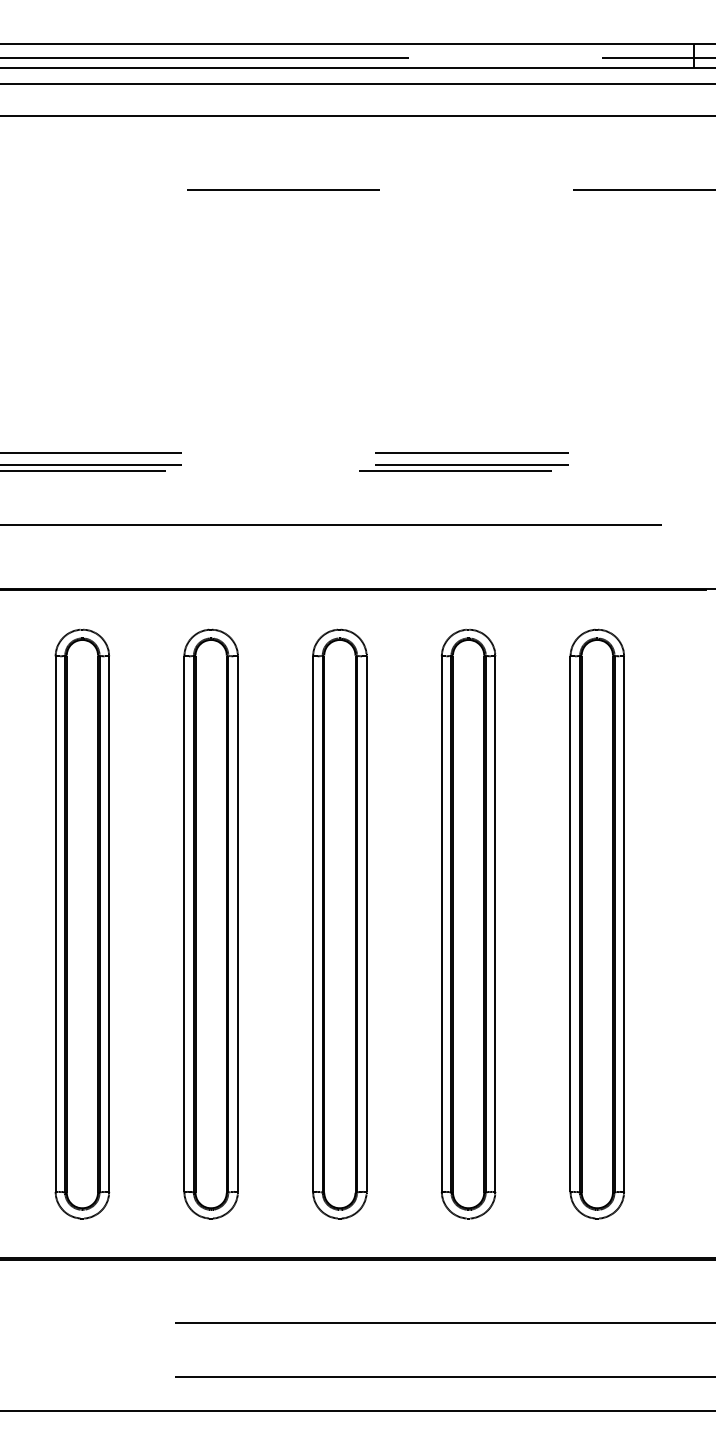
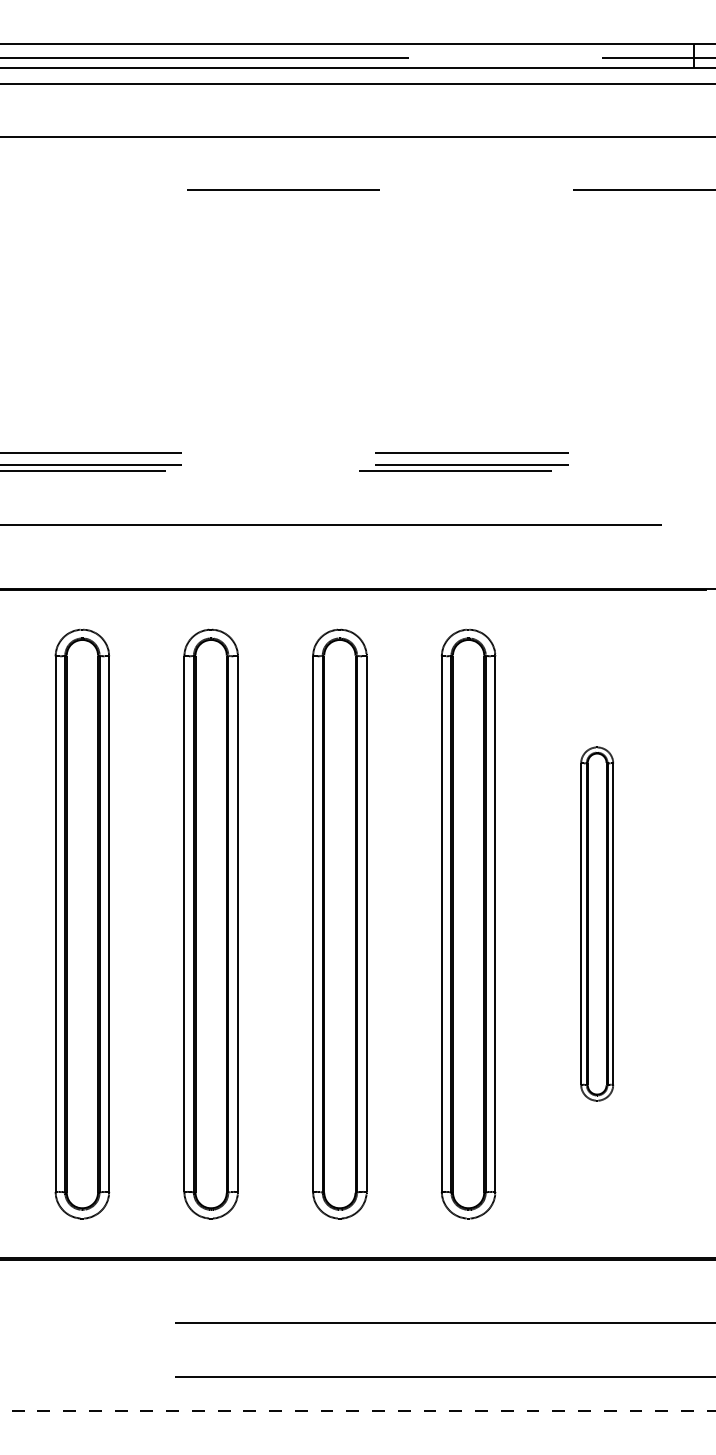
line position: (357, 116) -> (357, 137) (357, 137)
part size: 56x592 px -> 35x356 px (597, 923)
line: solid -> dashed (357, 1411)
